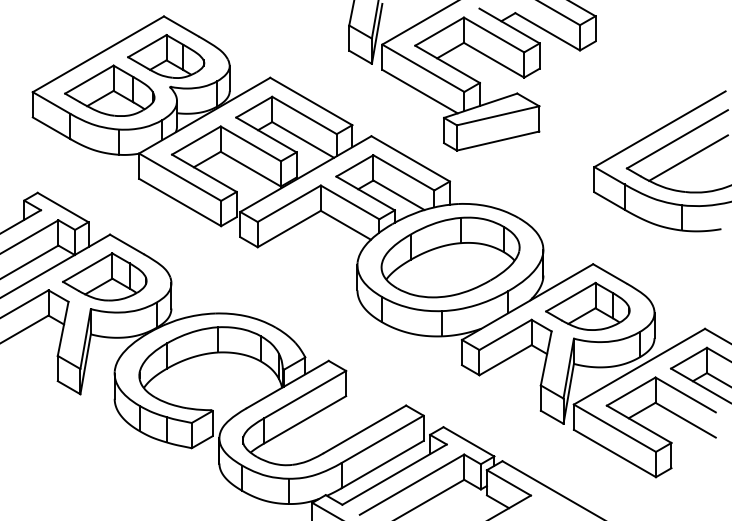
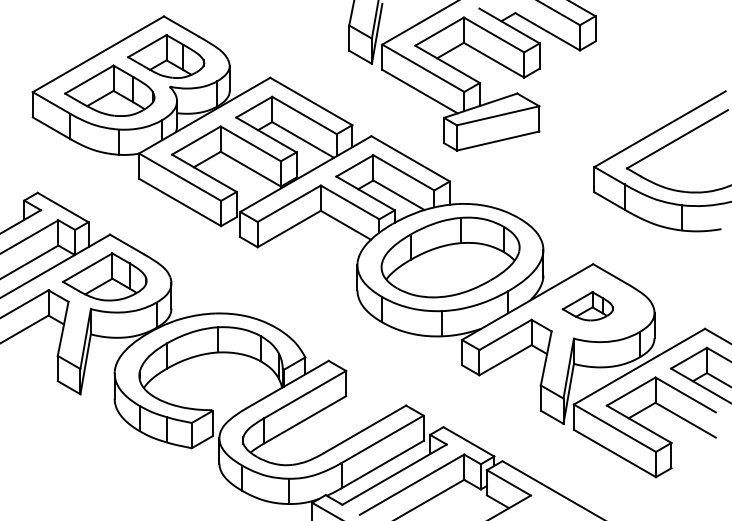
line: present -> none (688, 157)
part size: 86x50 px -> 53x31 px (587, 306)
